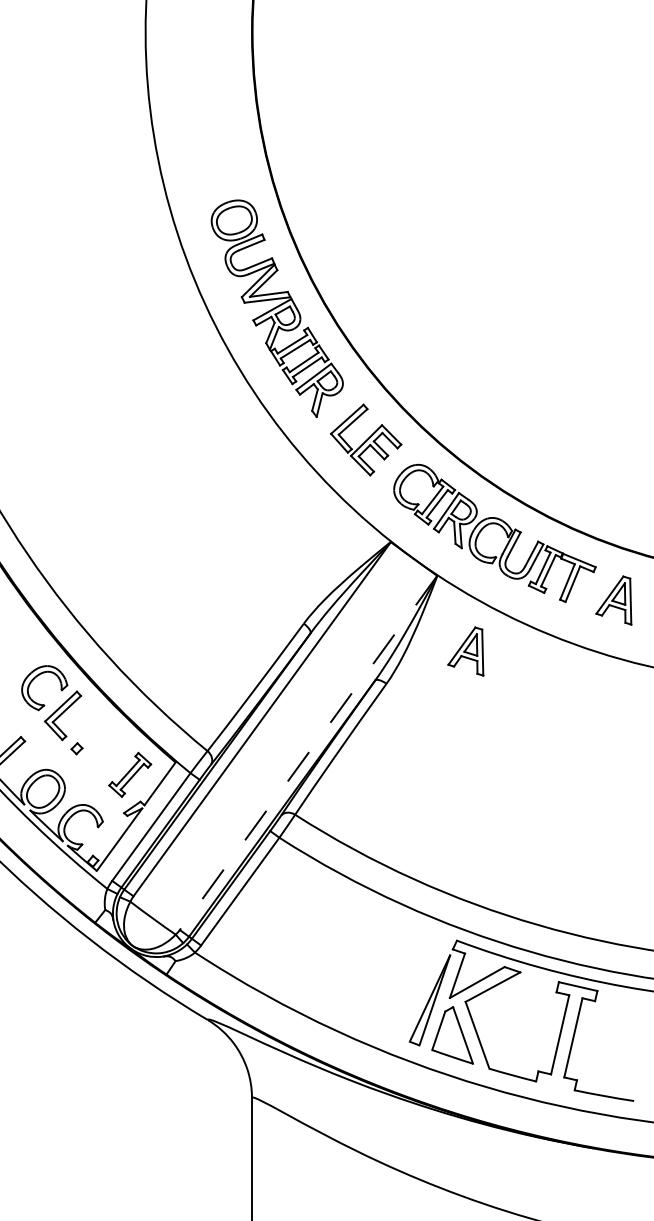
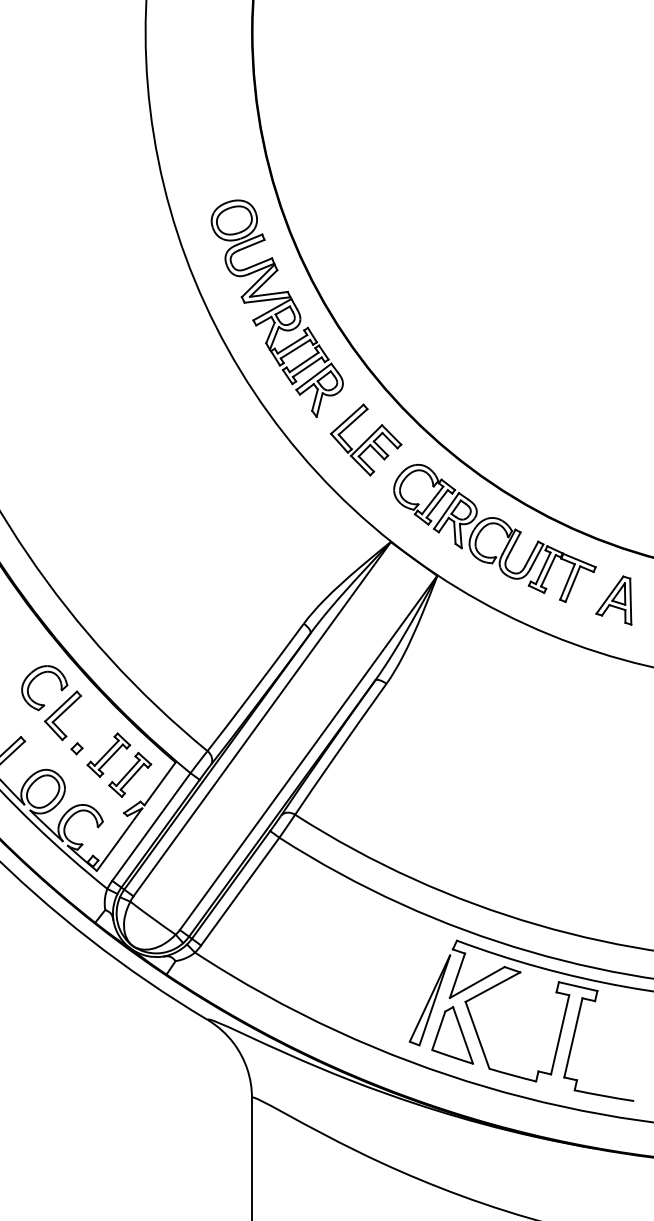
part: present -> none (465, 651)
line: dashed -> solid (308, 752)
part: none -> present (108, 754)
